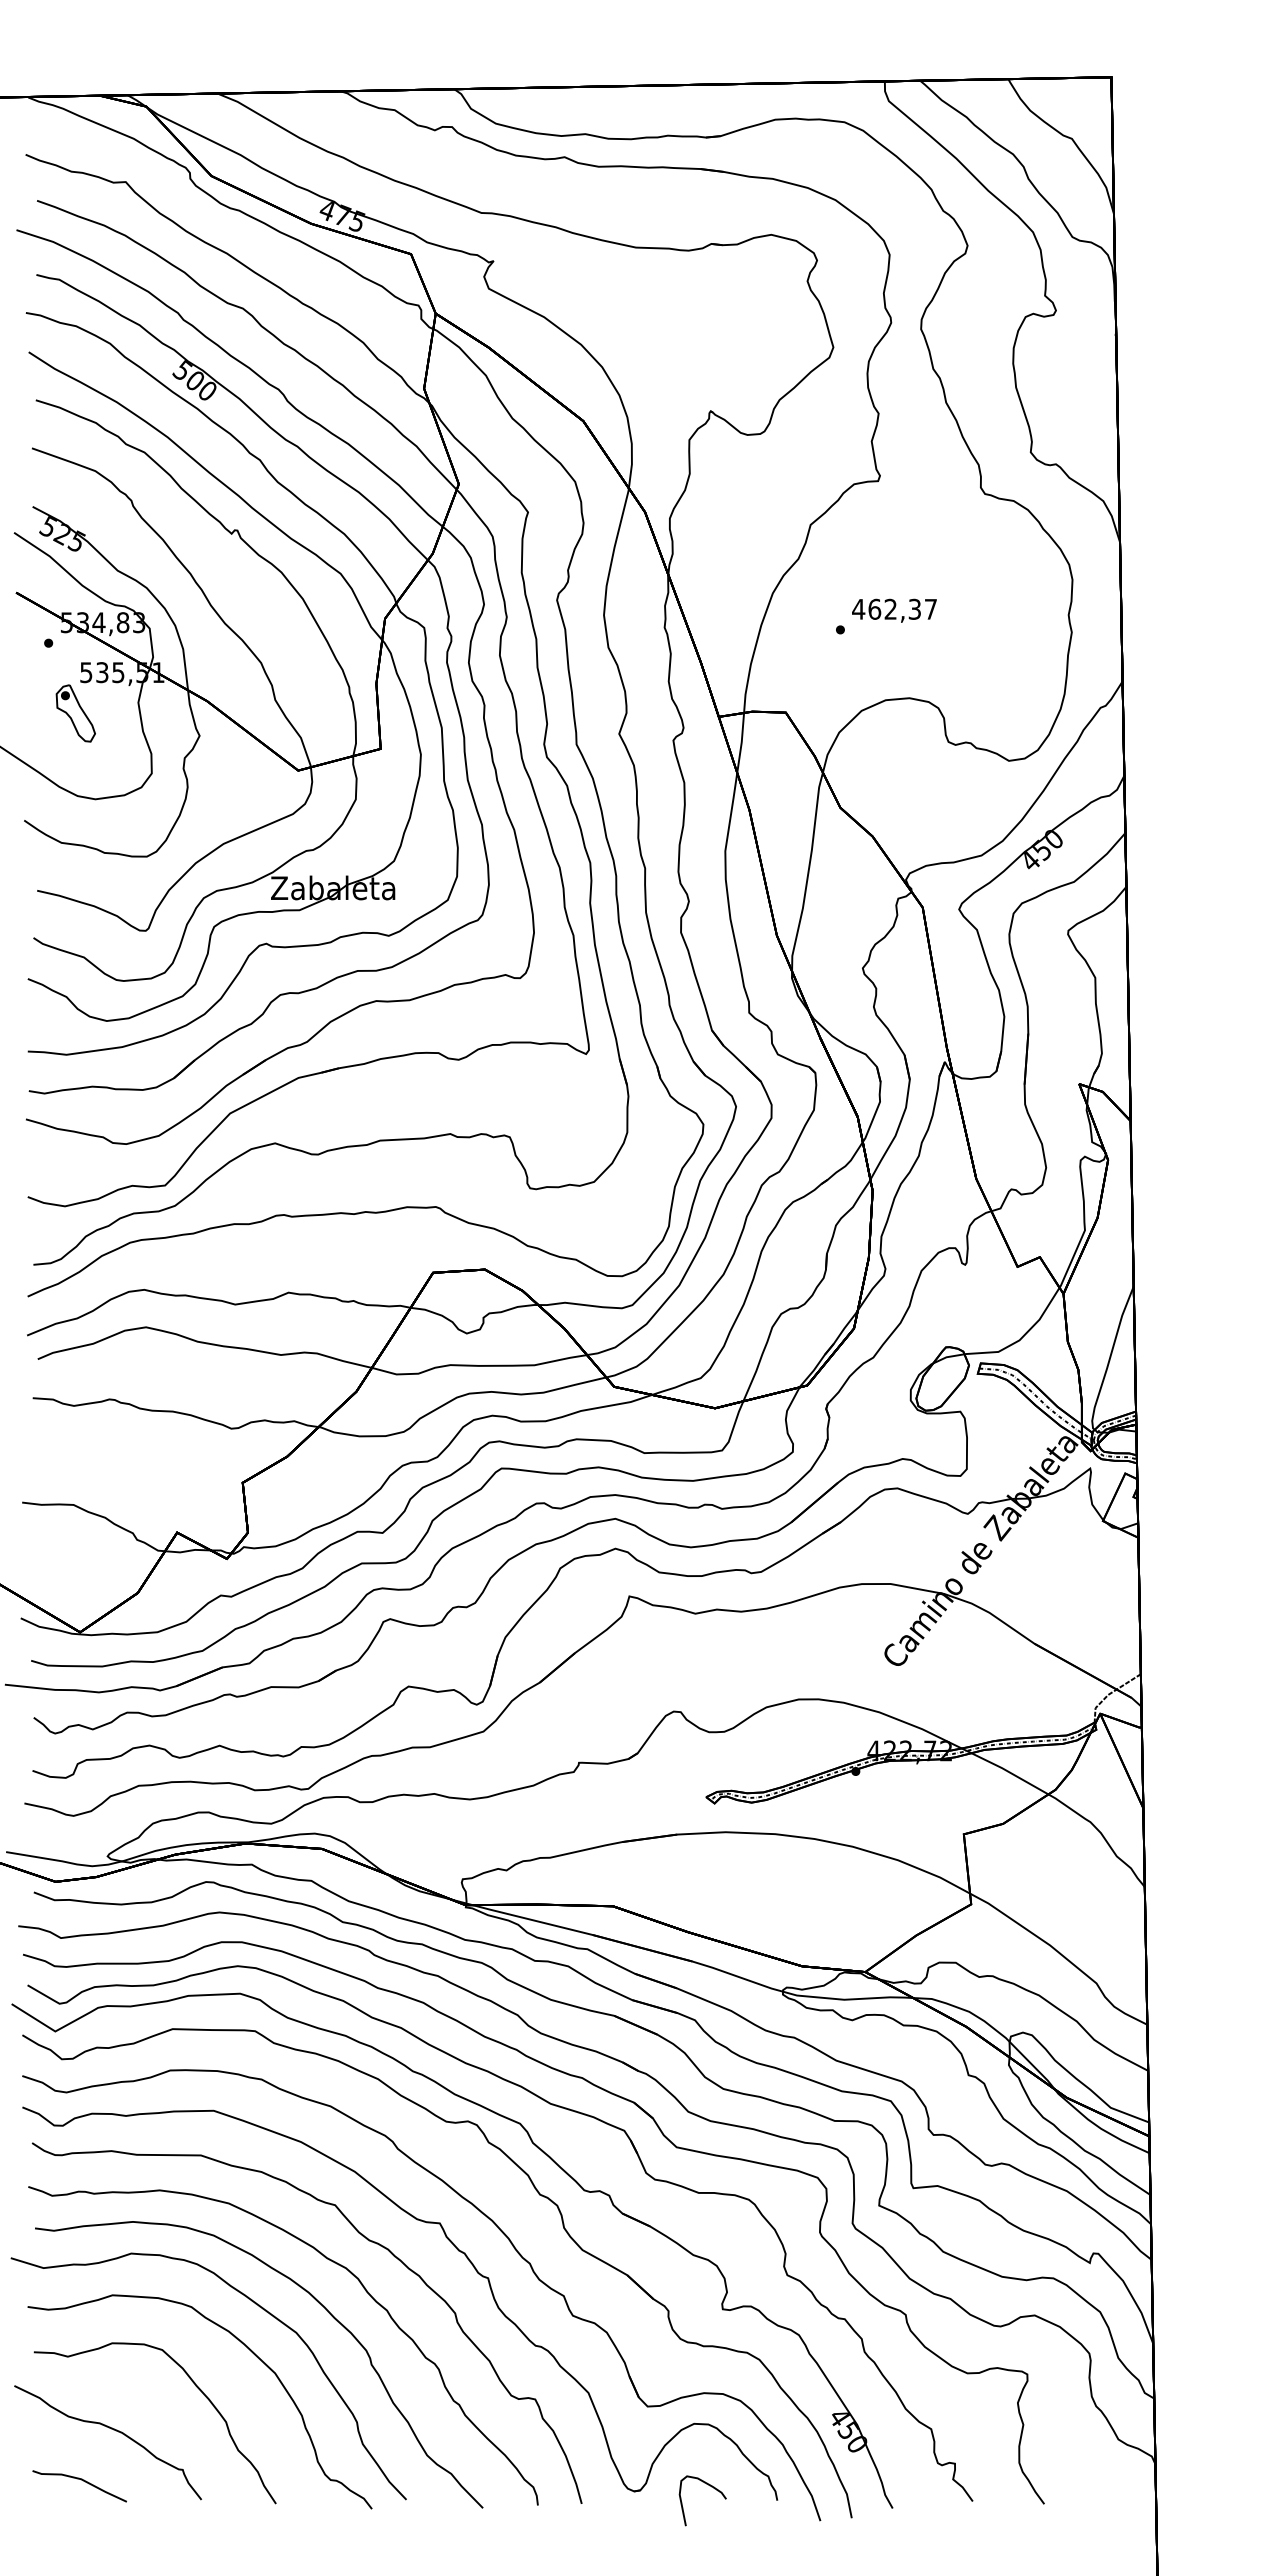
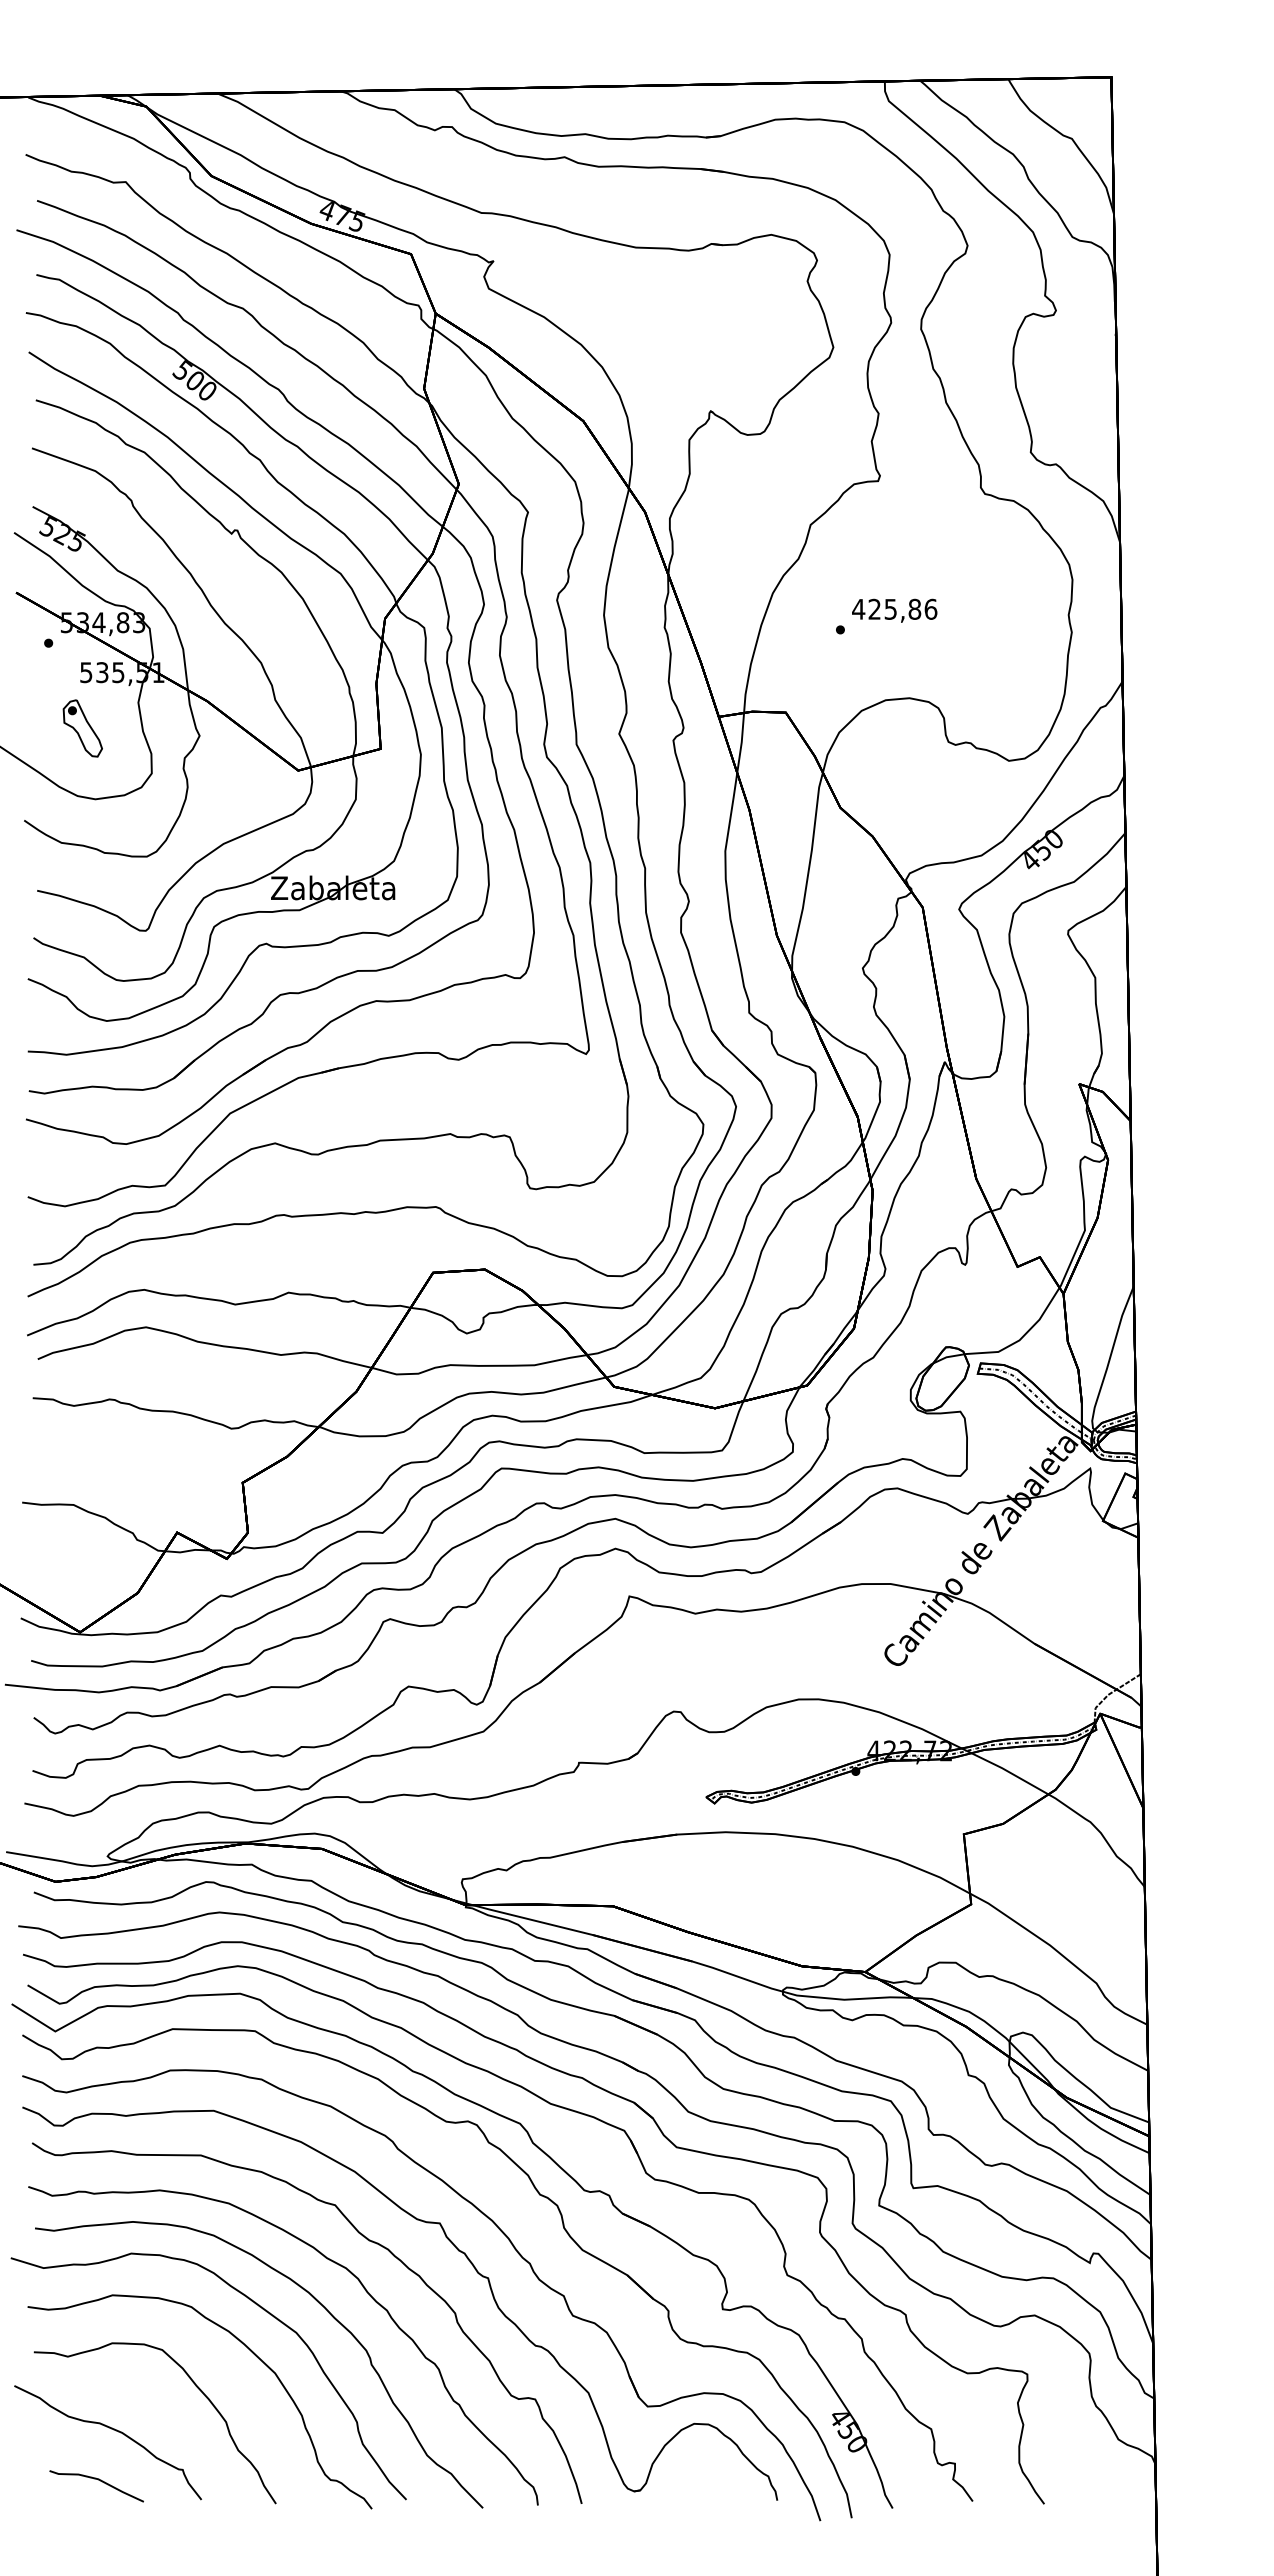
text: 462,37 -> 425,86 (902, 608)
part position: (75, 713) -> (82, 728) (82, 728)
curve position: (81, 2480) -> (98, 2480) (98, 2480)
curve: present -> none (709, 2486)
